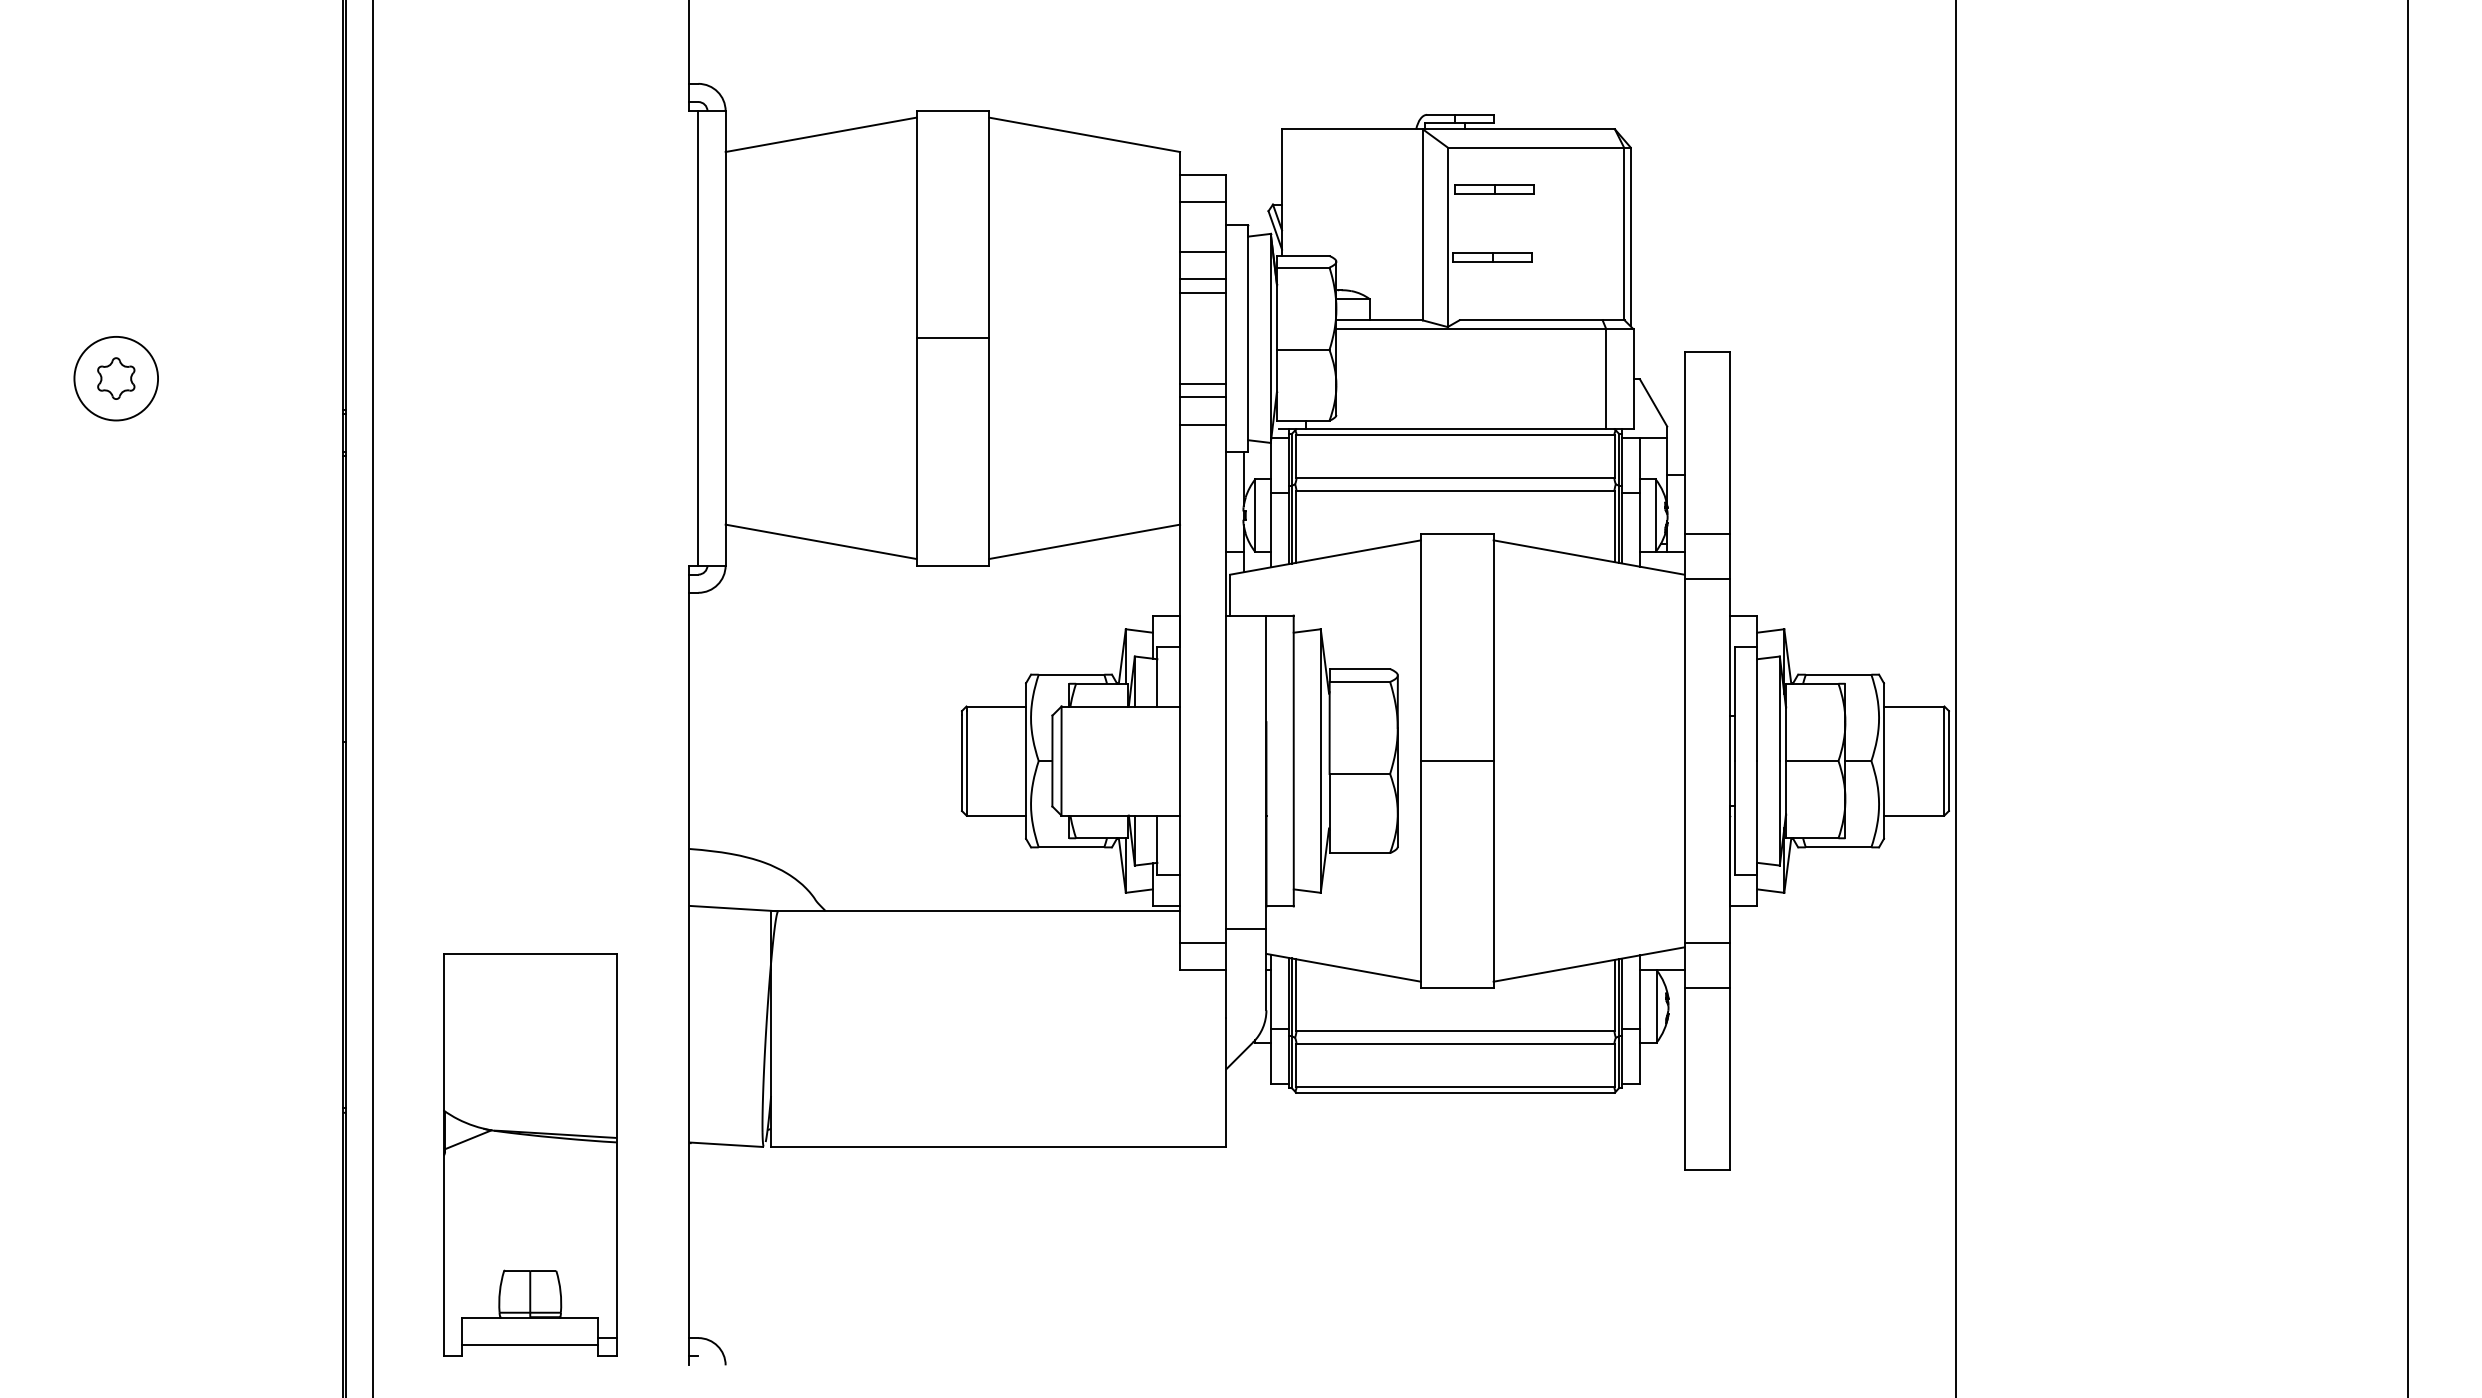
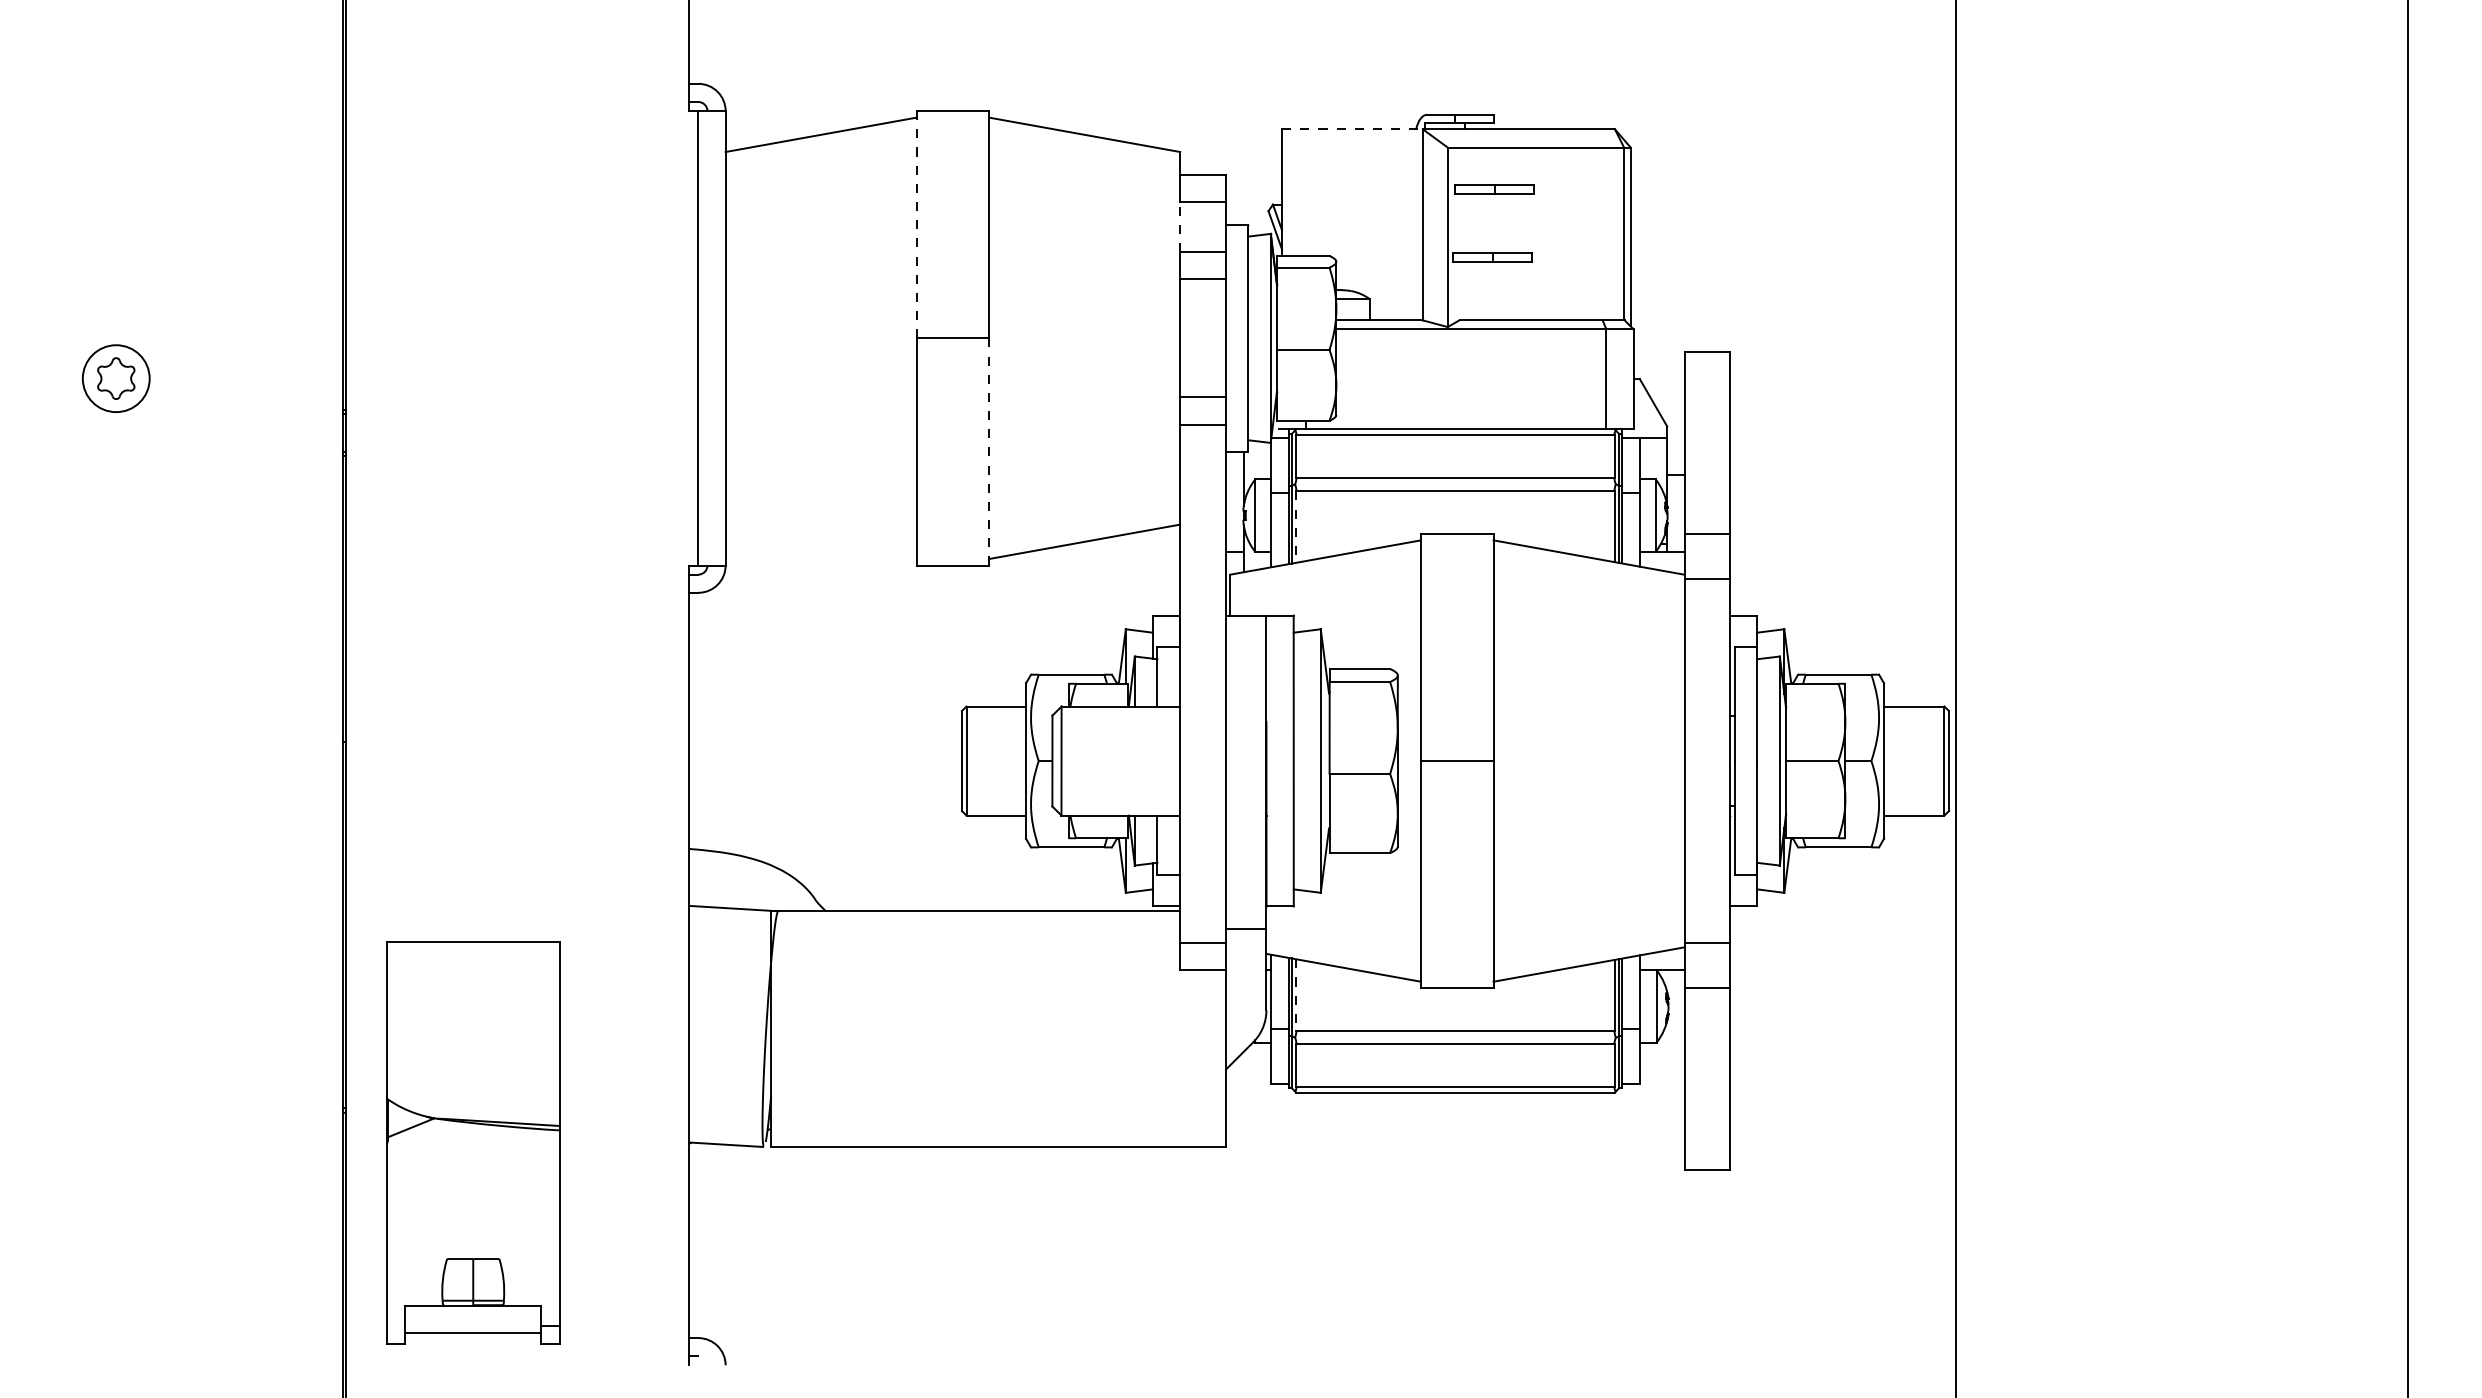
line: solid -> dashed (1353, 129)
line: solid -> dashed (916, 224)
line: solid -> dashed (1180, 227)
line: present -> none (1202, 292)
circle diameter: 84 px -> 67 px (115, 378)
line: present -> none (1202, 383)
line: solid -> dashed (989, 451)
line: solid -> dashed (1296, 527)
line: present -> none (820, 541)
line: present -> none (372, 698)
line: solid -> dashed (1296, 994)
part position: (530, 1154) -> (473, 1142) (473, 1142)
